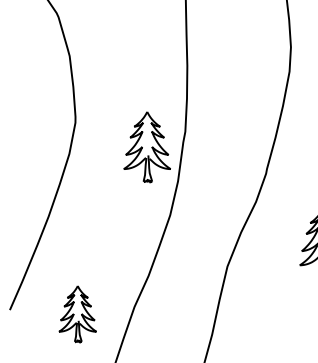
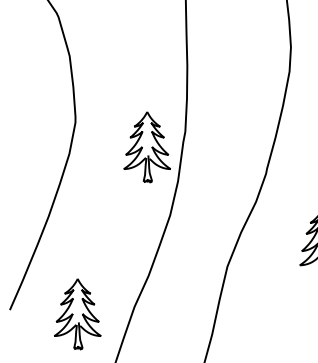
part size: 39x59 px -> 48x73 px (77, 314)
